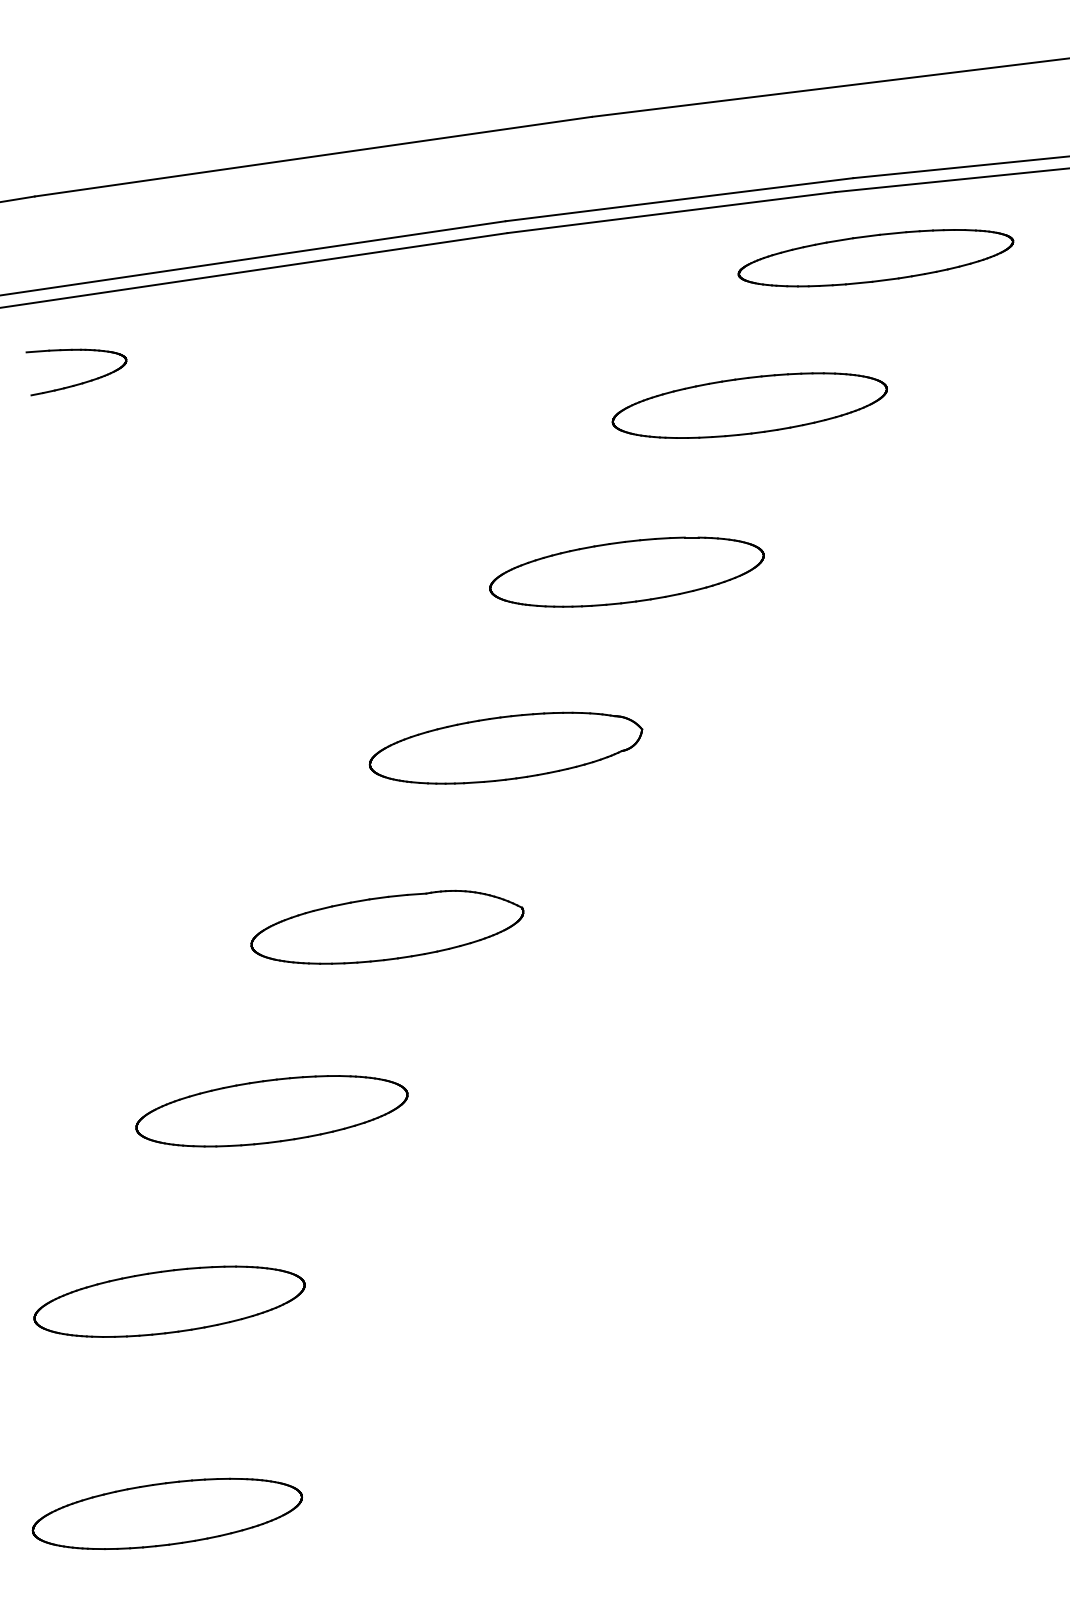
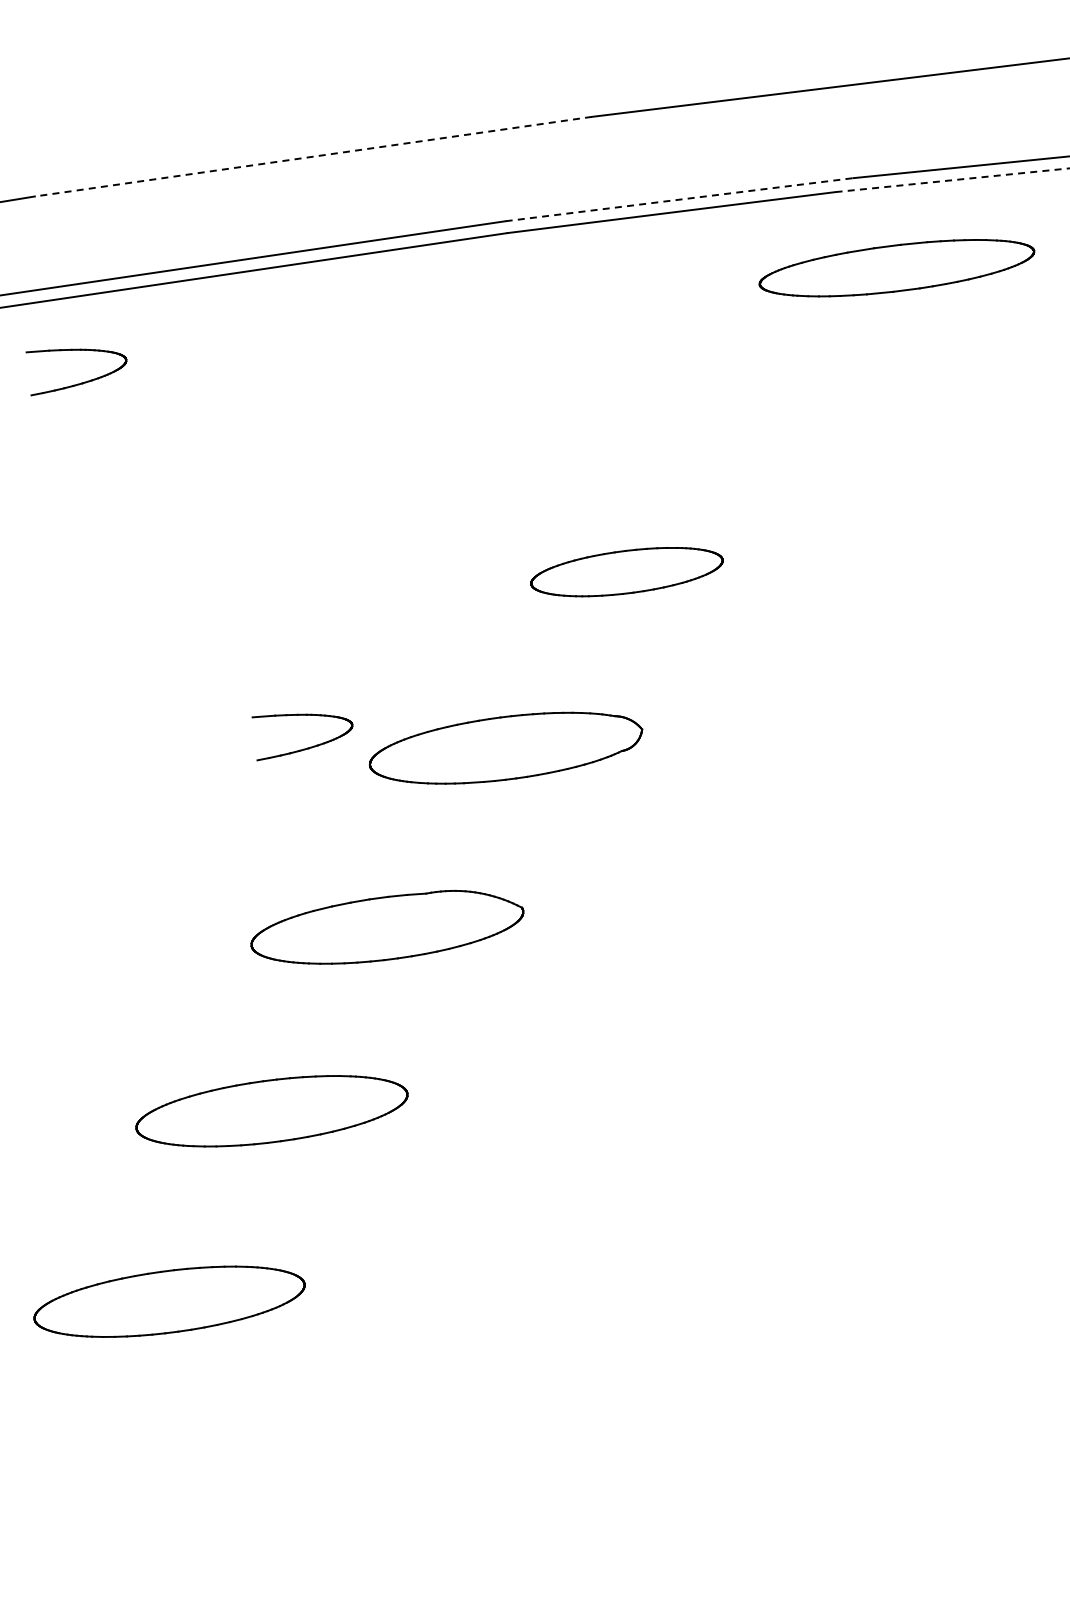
line: solid -> dashed (312, 156)
line: solid -> dashed (952, 180)
line: solid -> dashed (680, 199)
part position: (875, 258) -> (896, 268) (896, 268)
part: present -> none (749, 405)
part size: 276x72 px -> 194x51 px (626, 572)
part: none -> present (303, 748)
part: present -> none (166, 1513)
